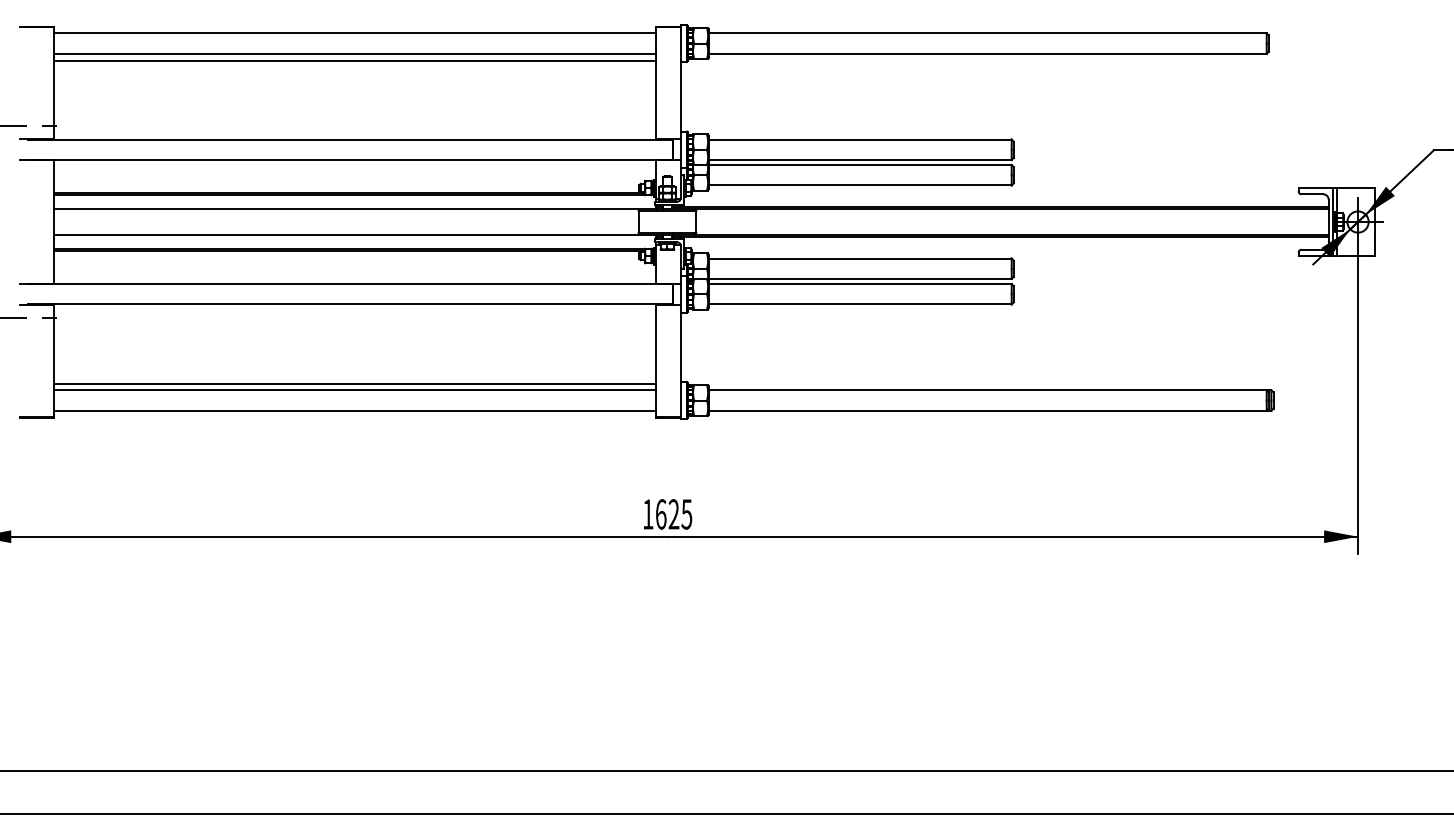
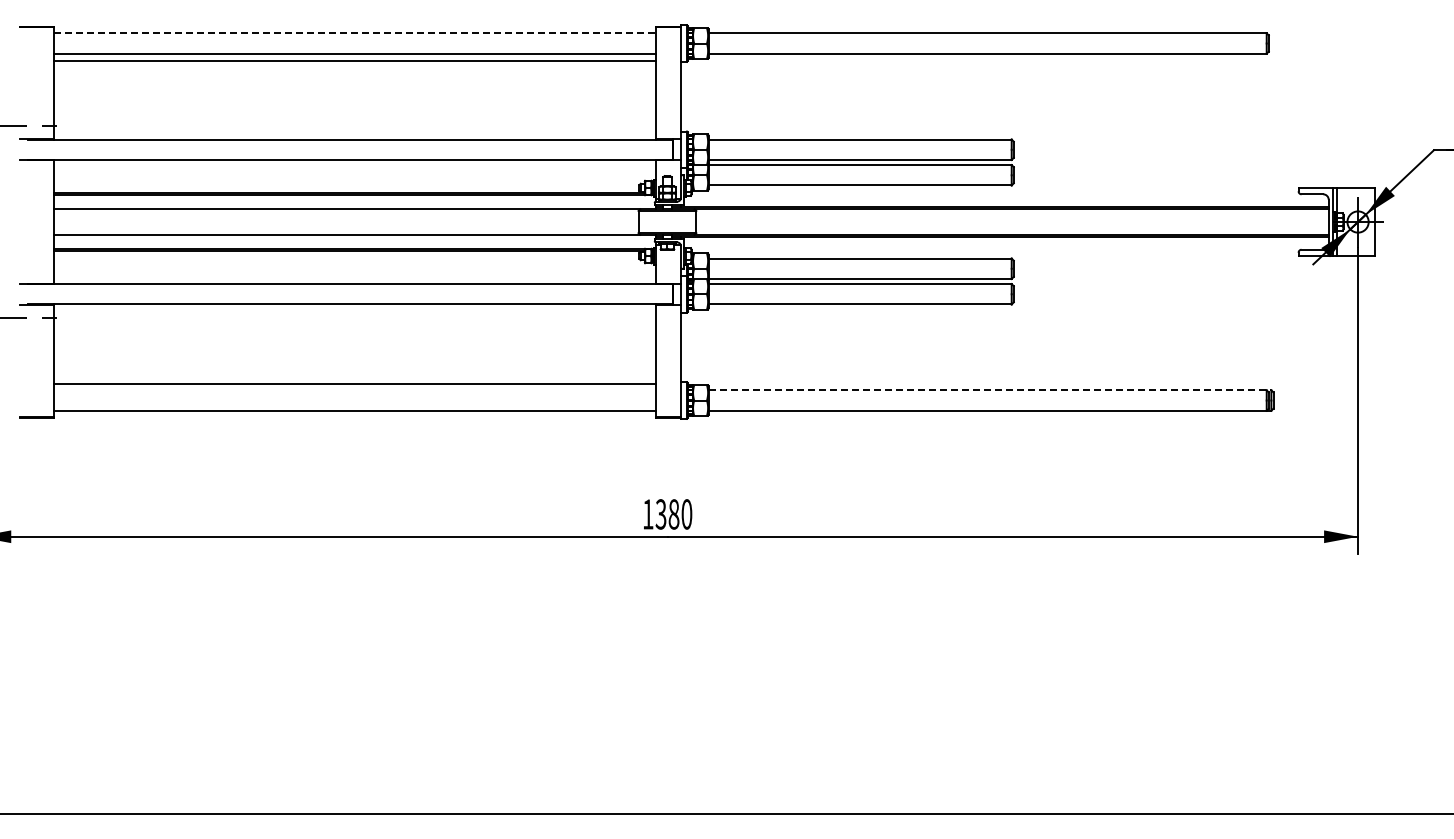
line: solid -> dashed (354, 33)
line: present -> none (354, 390)
line: solid -> dashed (990, 390)
text: 1625 -> 1380 (673, 514)
line: present -> none (726, 771)
